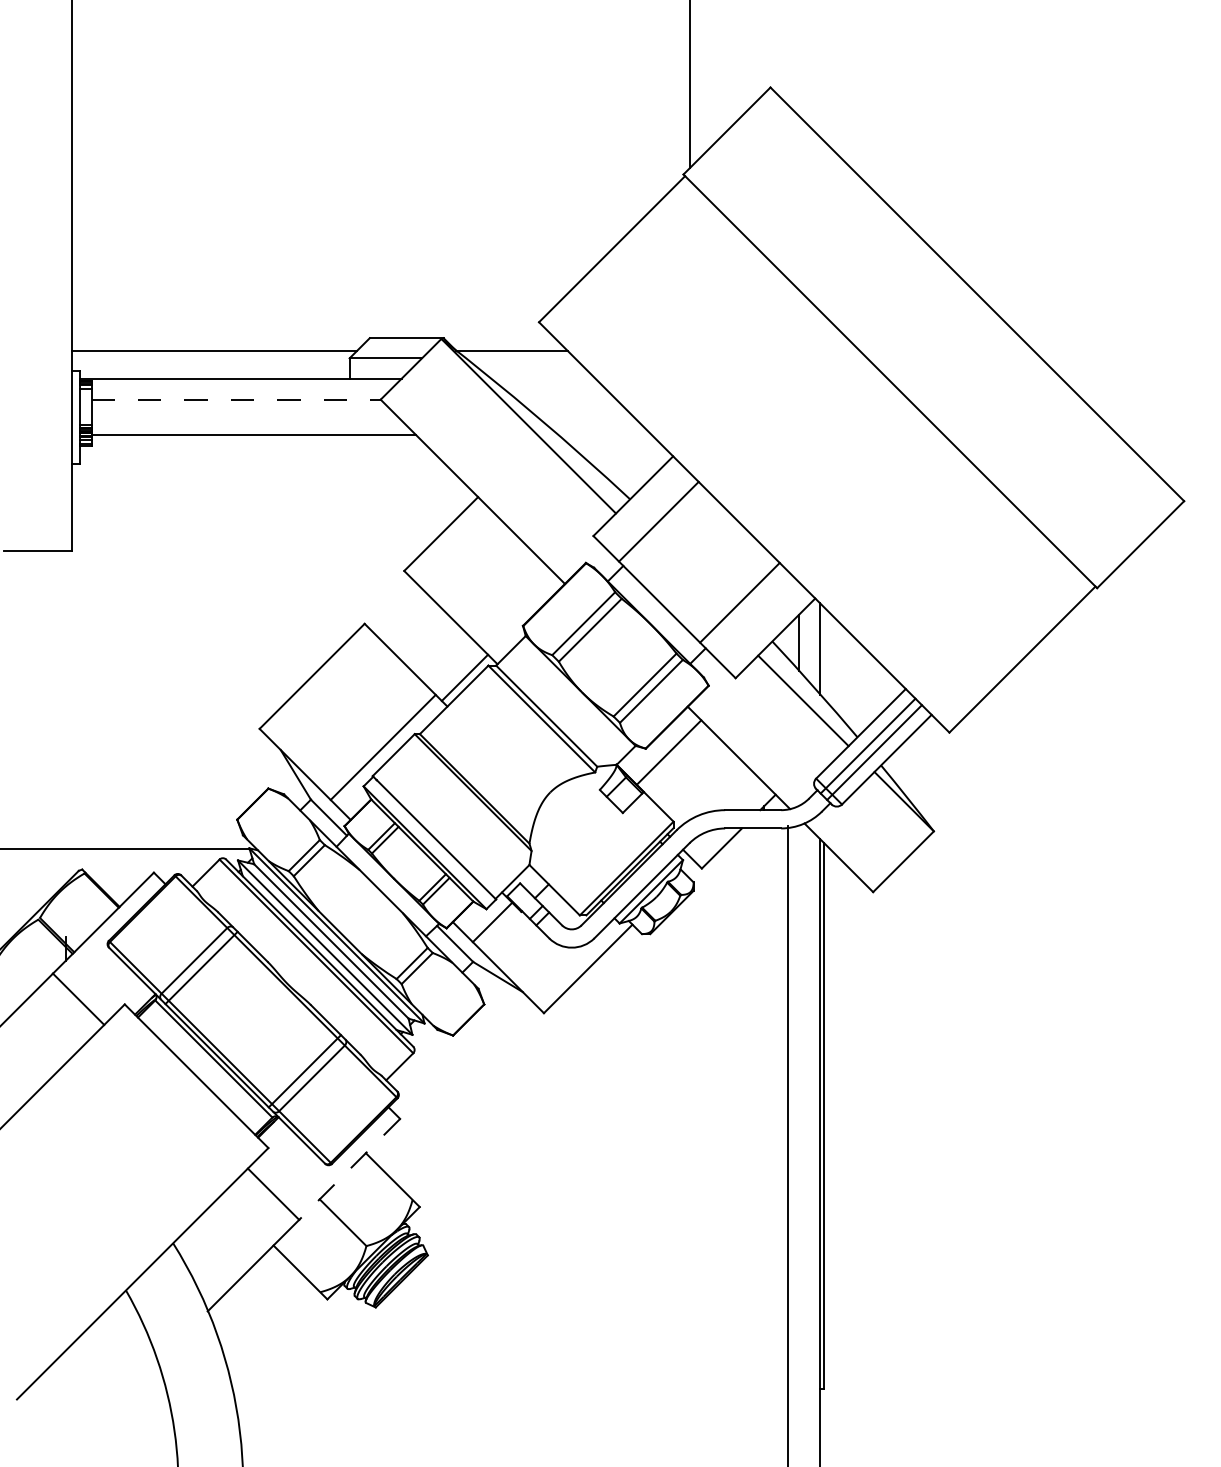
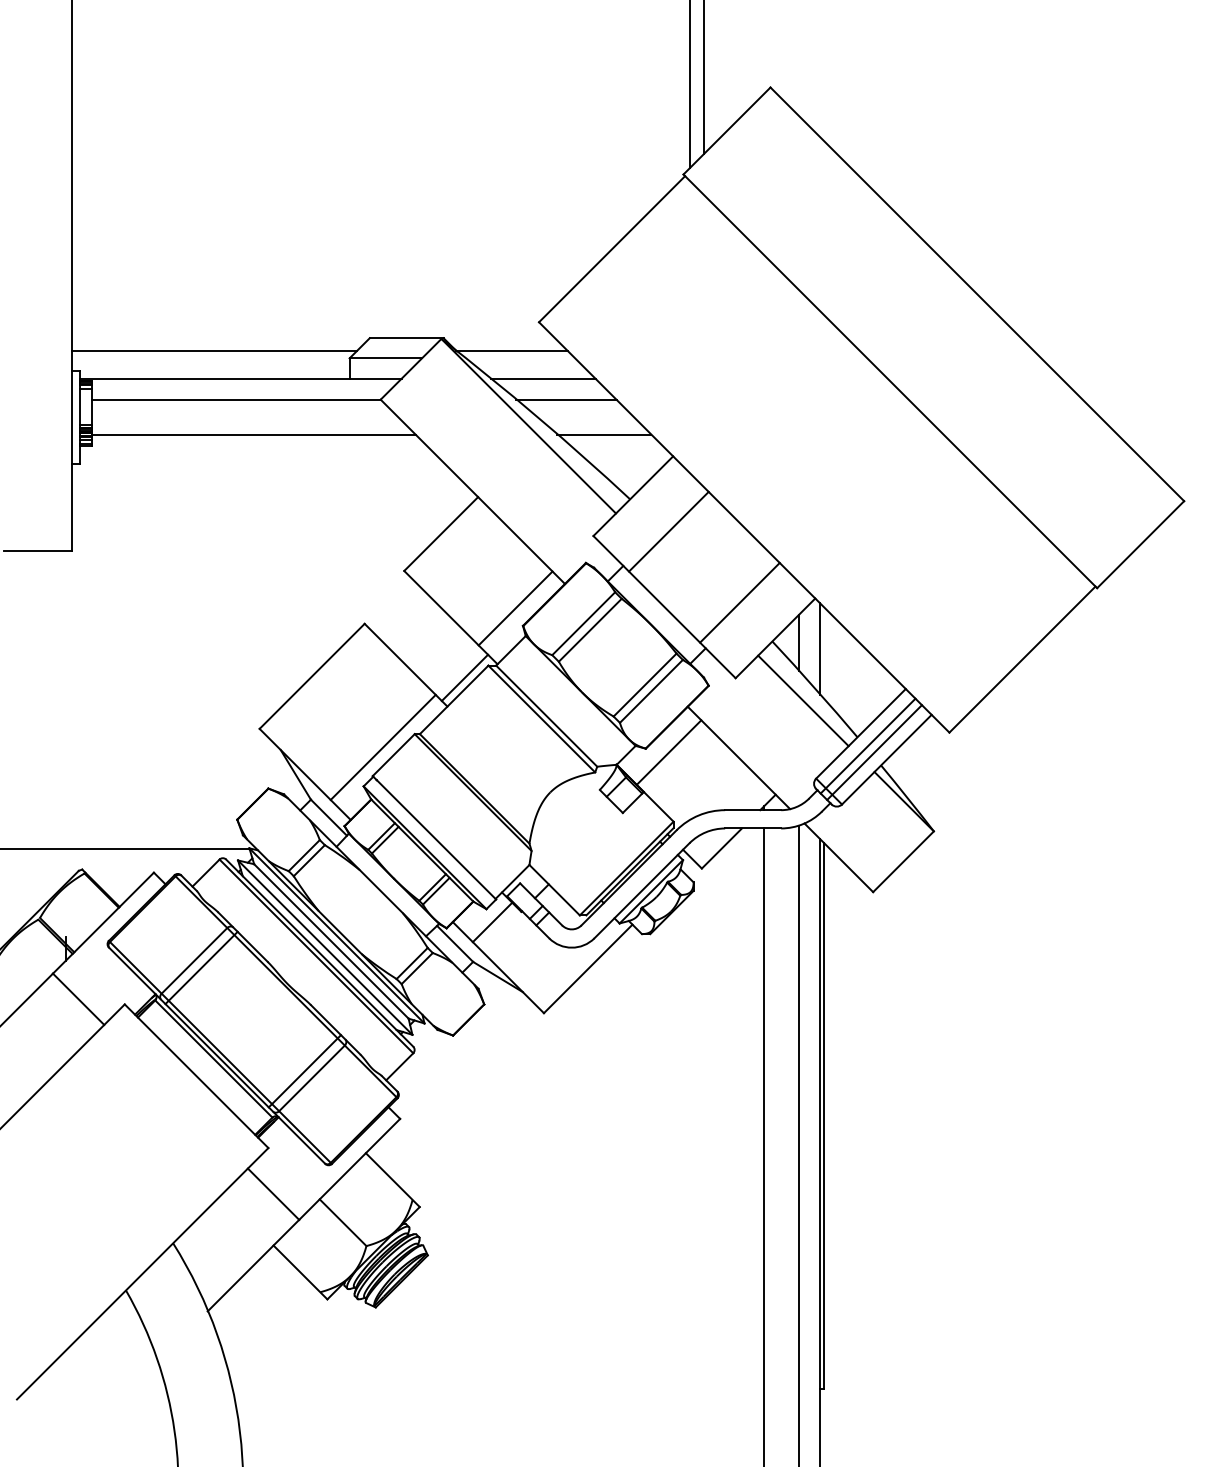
line: none -> present (703, 78)
line: none -> present (542, 378)
line: dashed -> solid (236, 399)
line: none -> present (566, 399)
line: none -> present (604, 434)
line position: (658, 521) -> (668, 531) (668, 531)
line: none -> present (515, 608)
line position: (788, 1144) -> (799, 1144) (799, 1144)
line: none -> present (764, 1145)
line: dashed -> solid (349, 1169)
